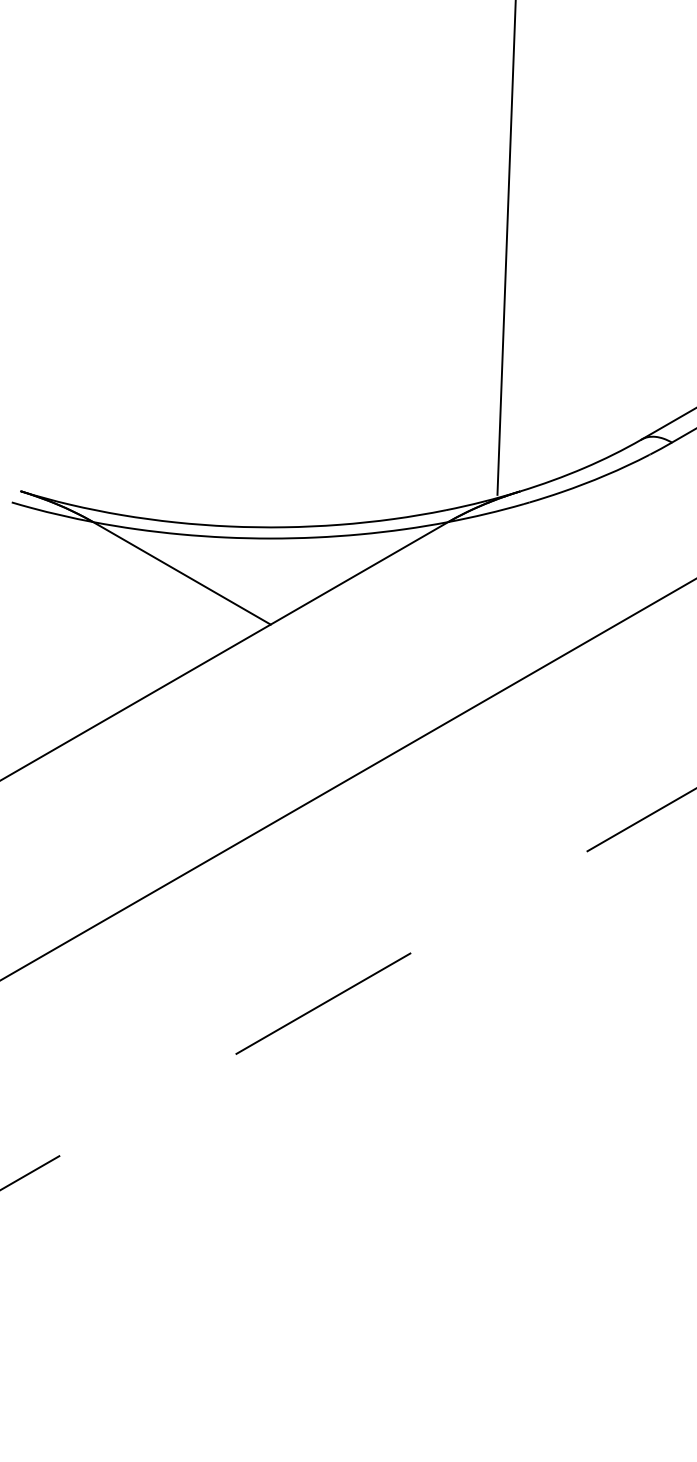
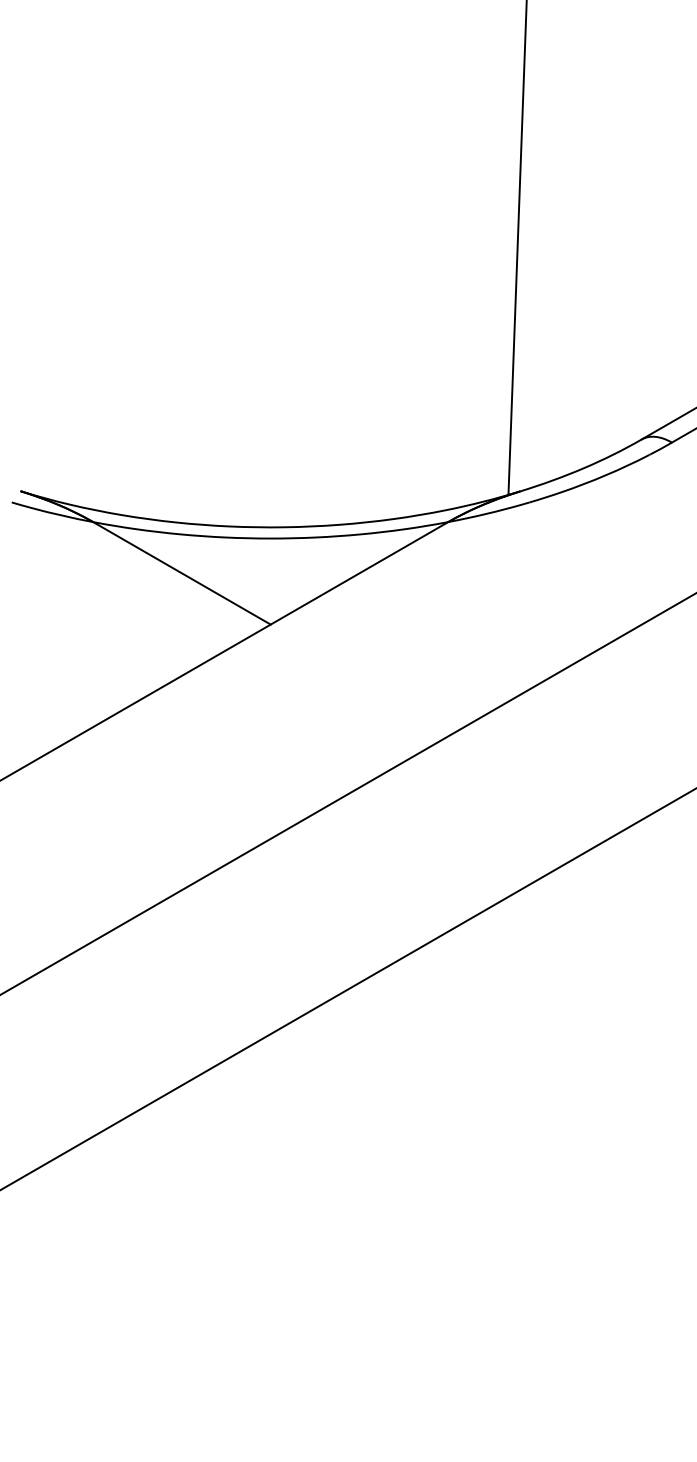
line position: (506, 248) -> (517, 248) (517, 248)
line position: (347, 779) -> (347, 794) (347, 794)
line: dashed -> solid (348, 989)
